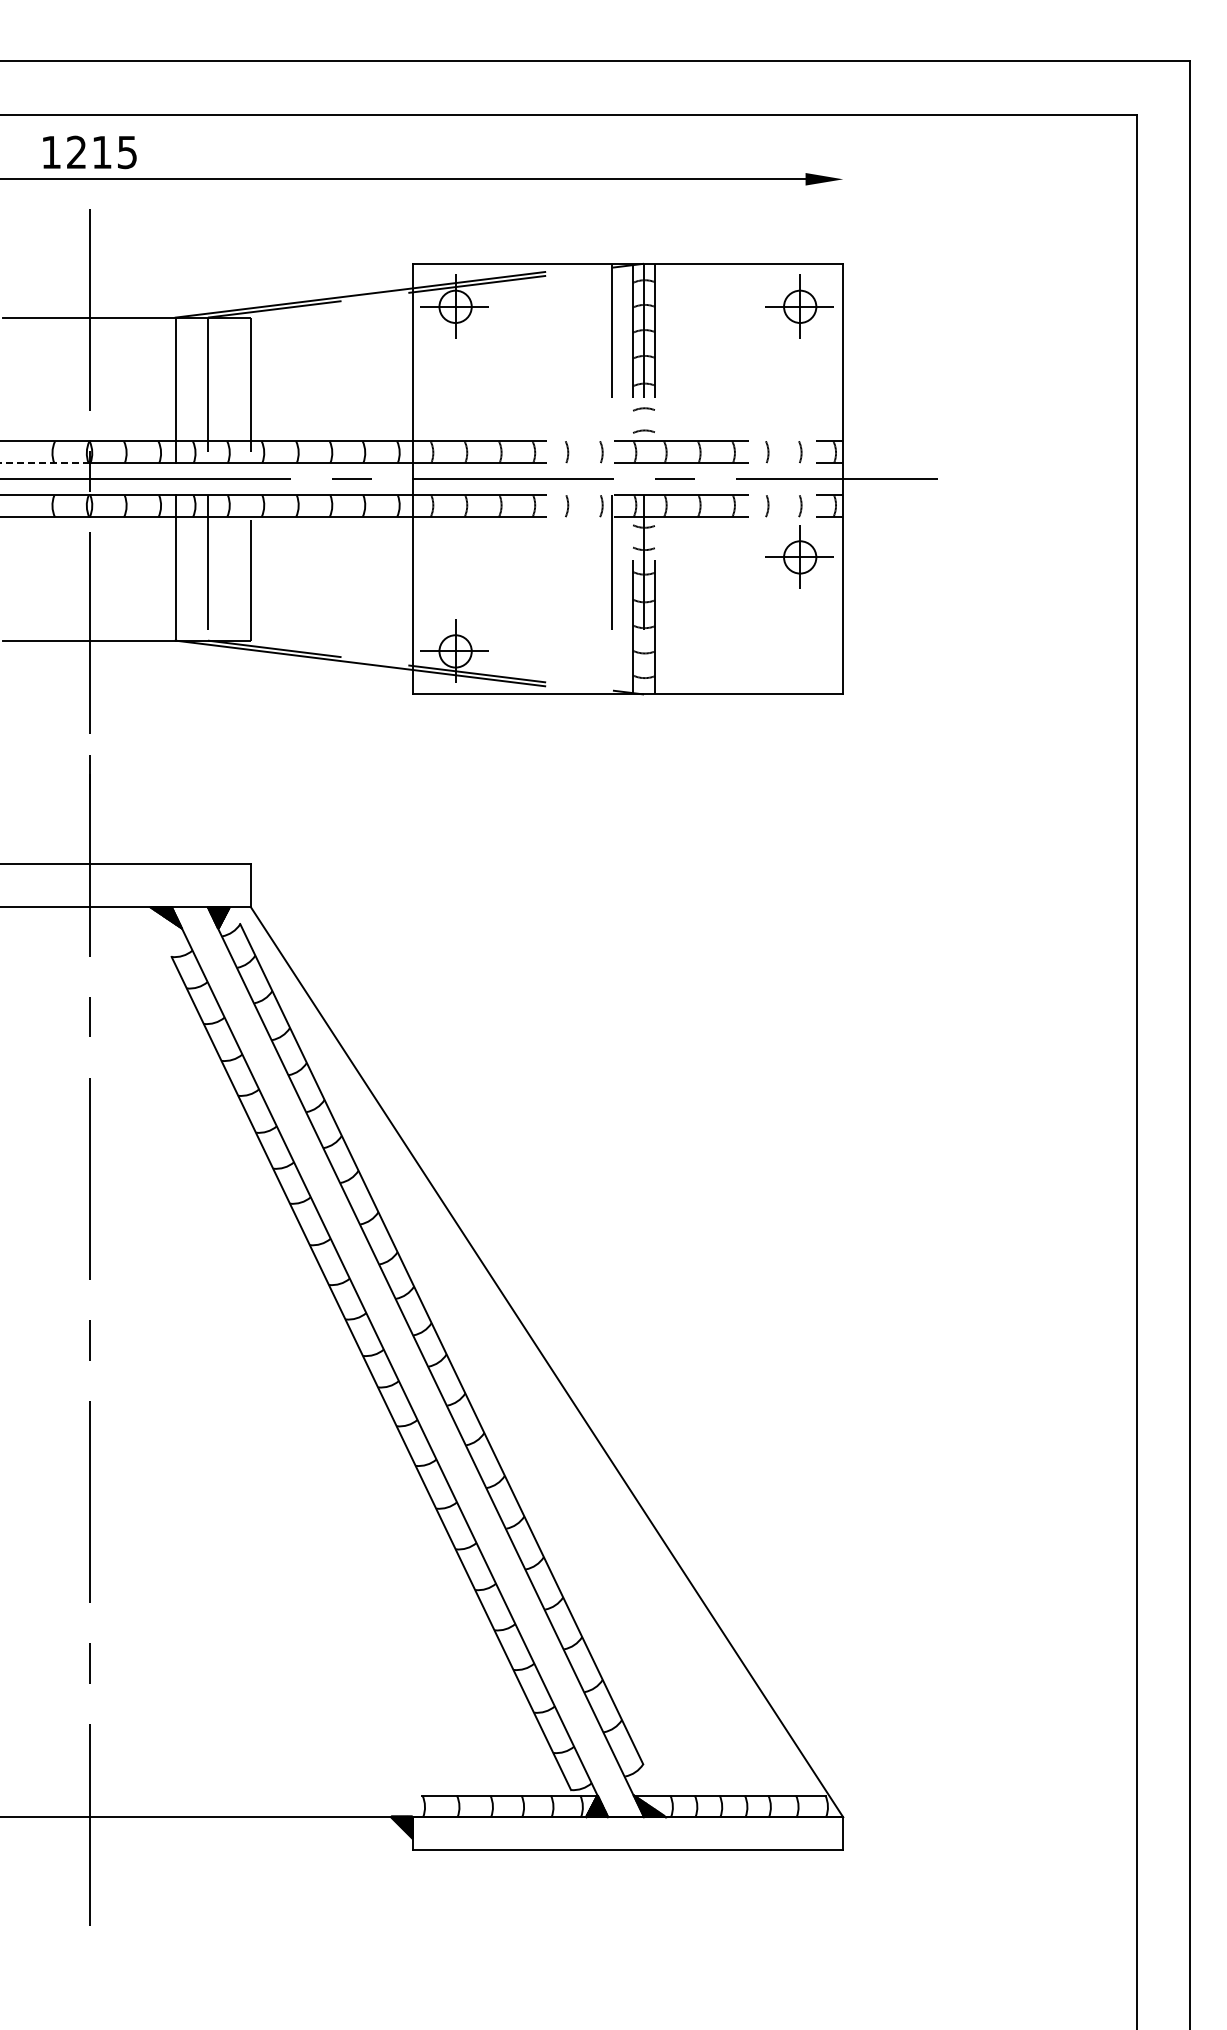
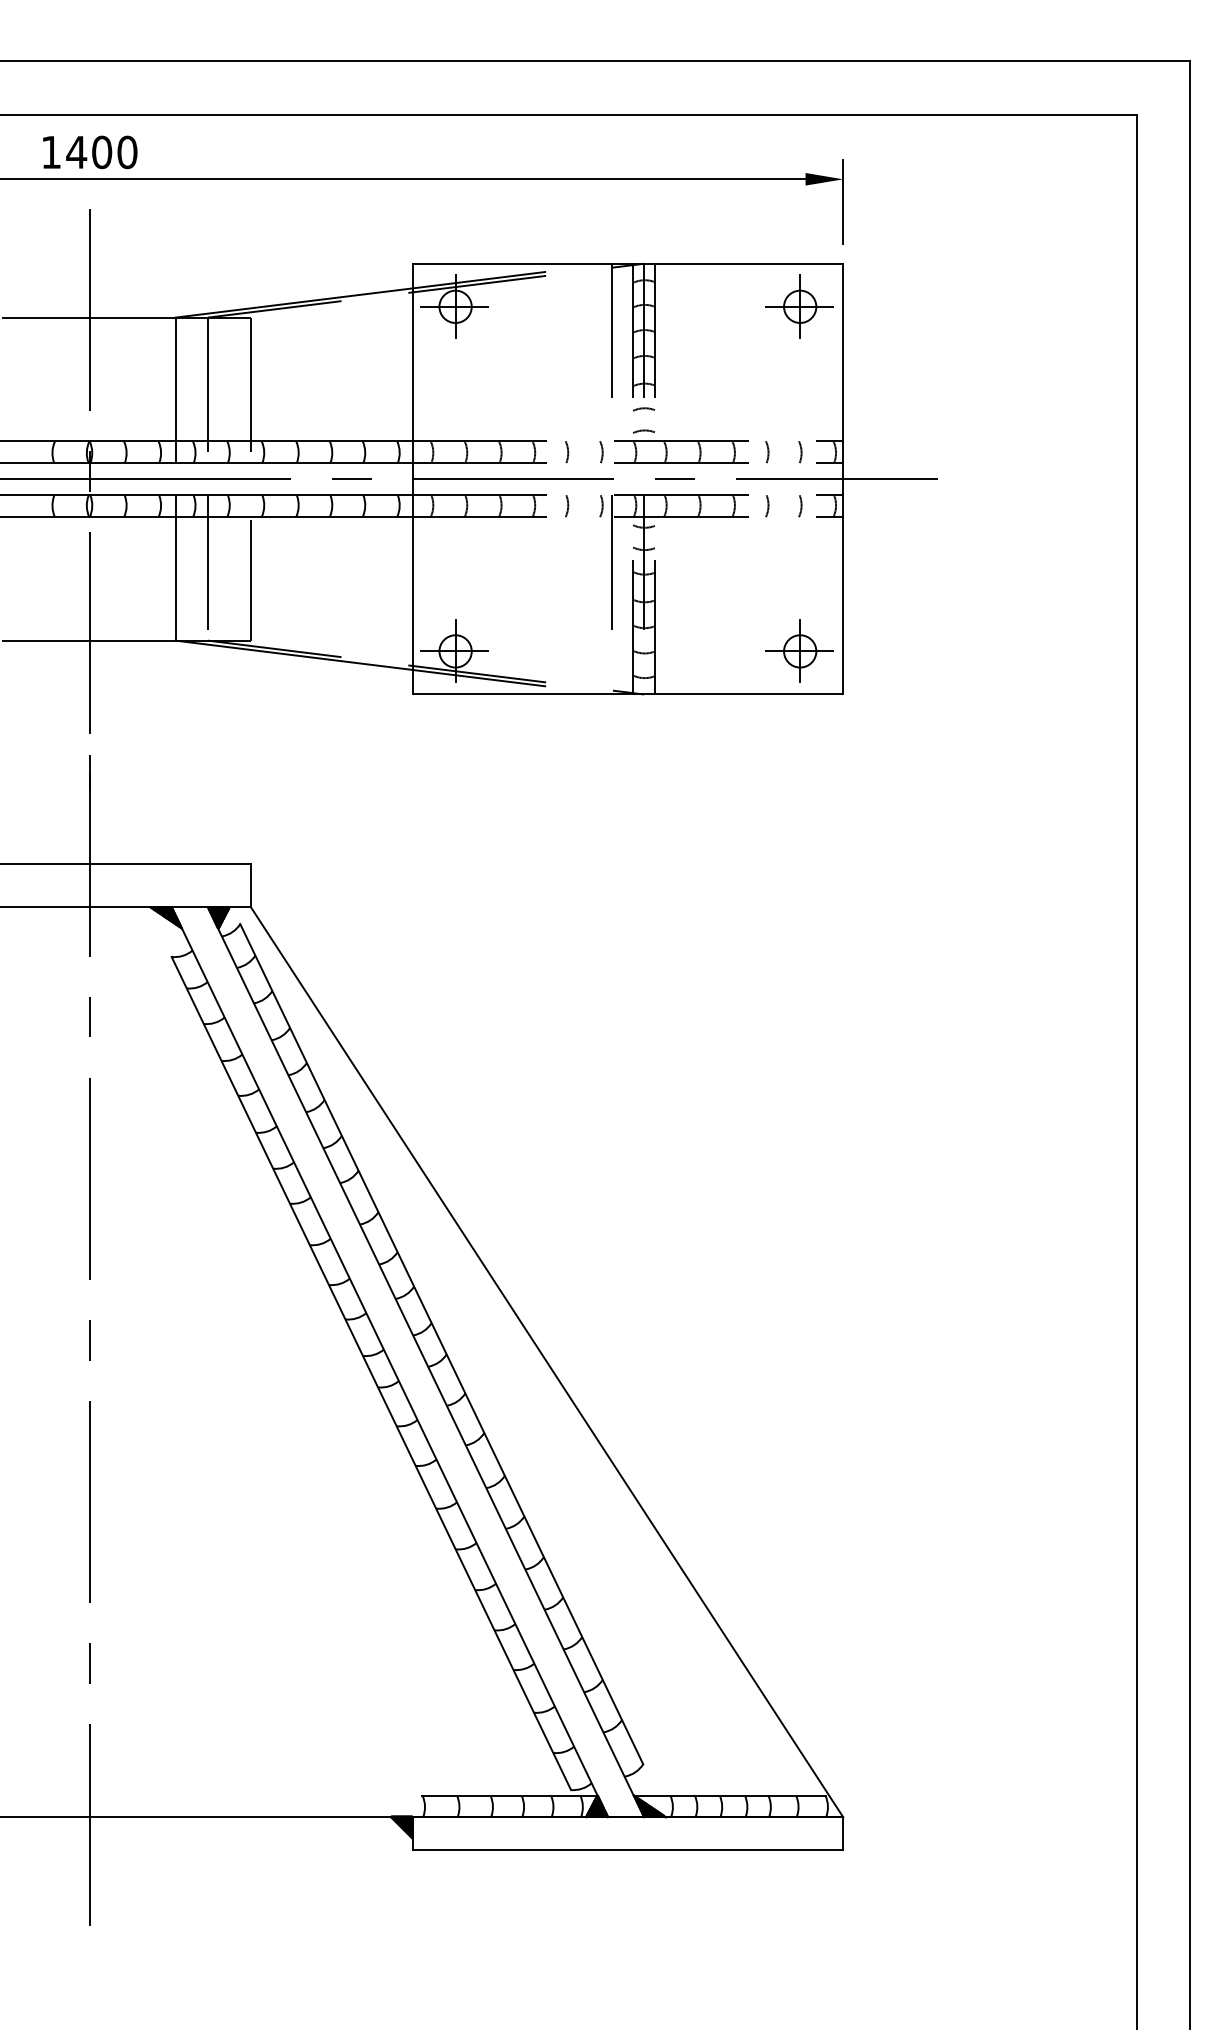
text: 1215 -> 1400 (101, 152)
line: none -> present (843, 201)
line: dashed -> solid (44, 462)
part position: (799, 556) -> (799, 650) (799, 650)
